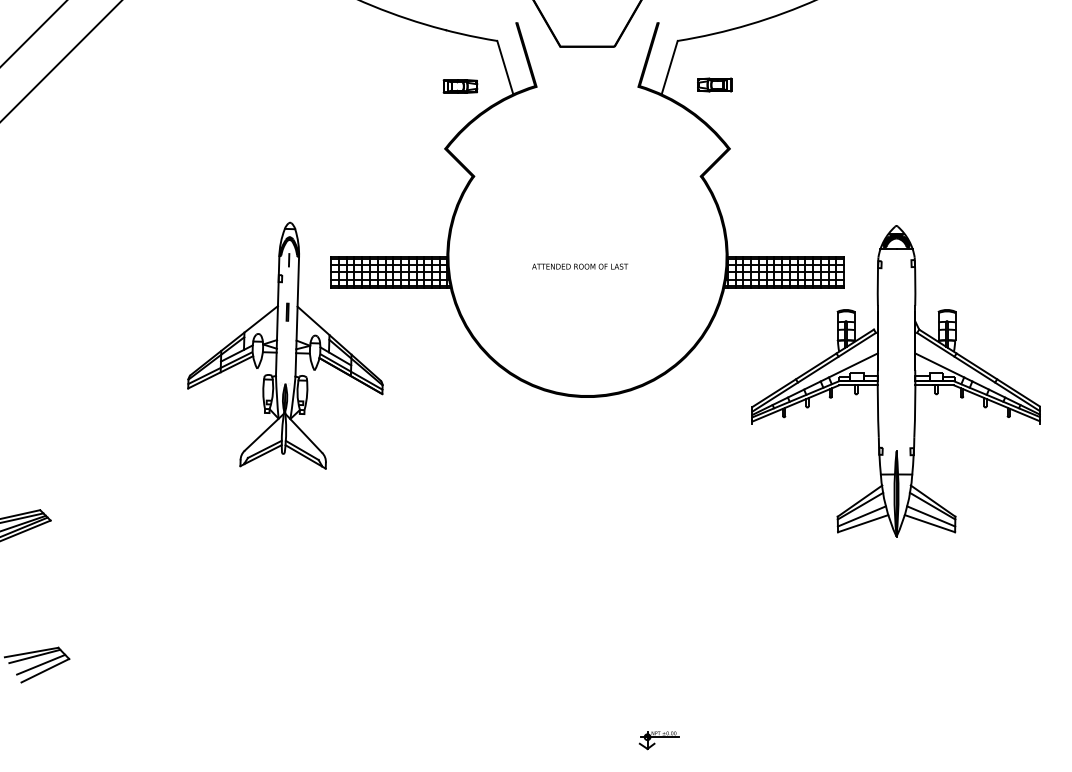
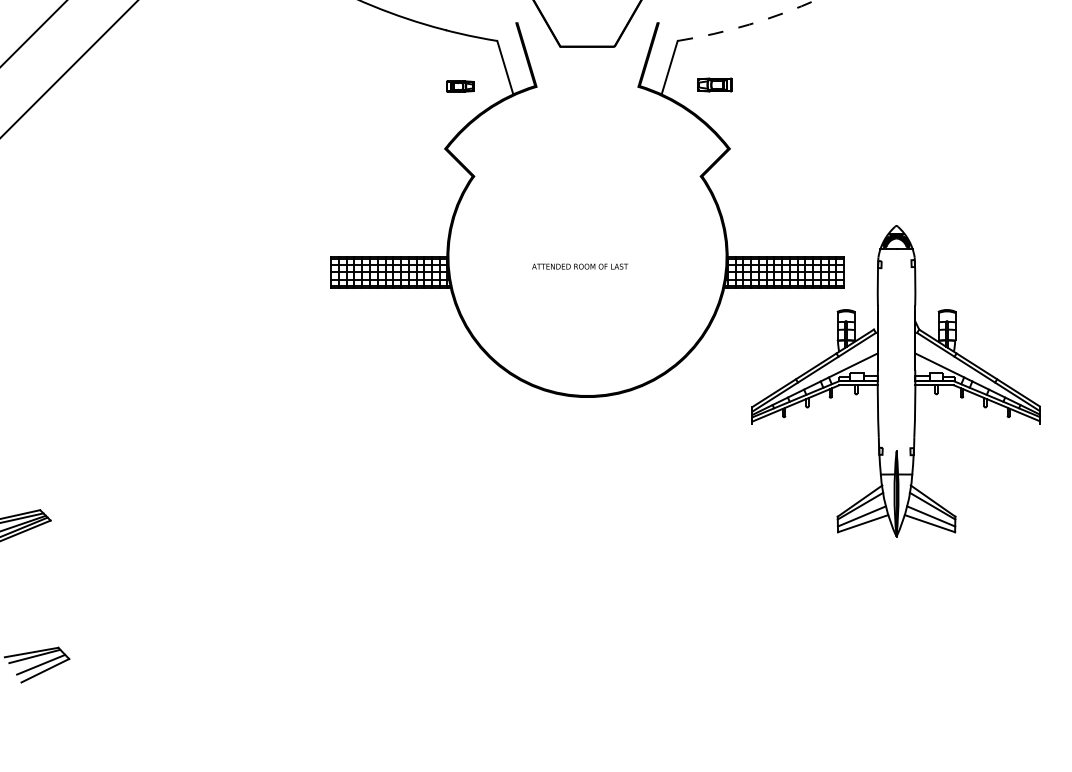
arc: solid -> dashed (748, 24)
line position: (61, 61) -> (68, 69) (68, 69)
part size: 37x15 px -> 29x13 px (460, 86)
part: present -> none (285, 345)
part: present -> none (658, 740)
